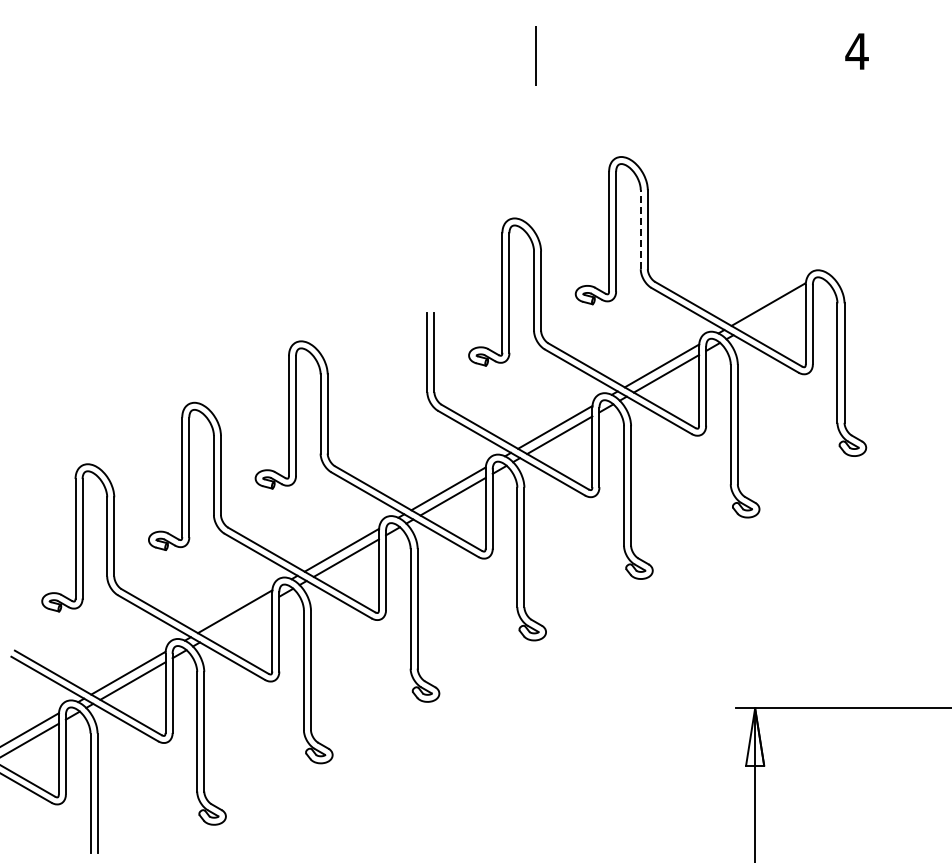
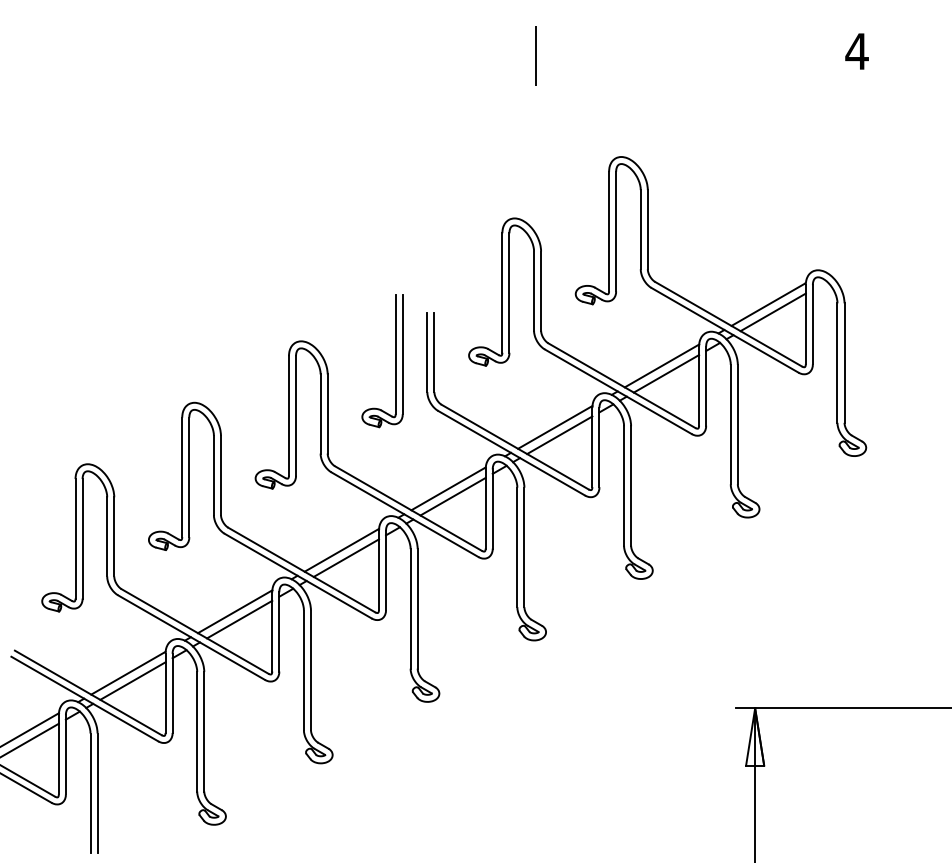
line: dashed -> solid (640, 229)
line: none -> present (772, 312)
part: none -> present (395, 361)
line: none -> present (239, 619)
